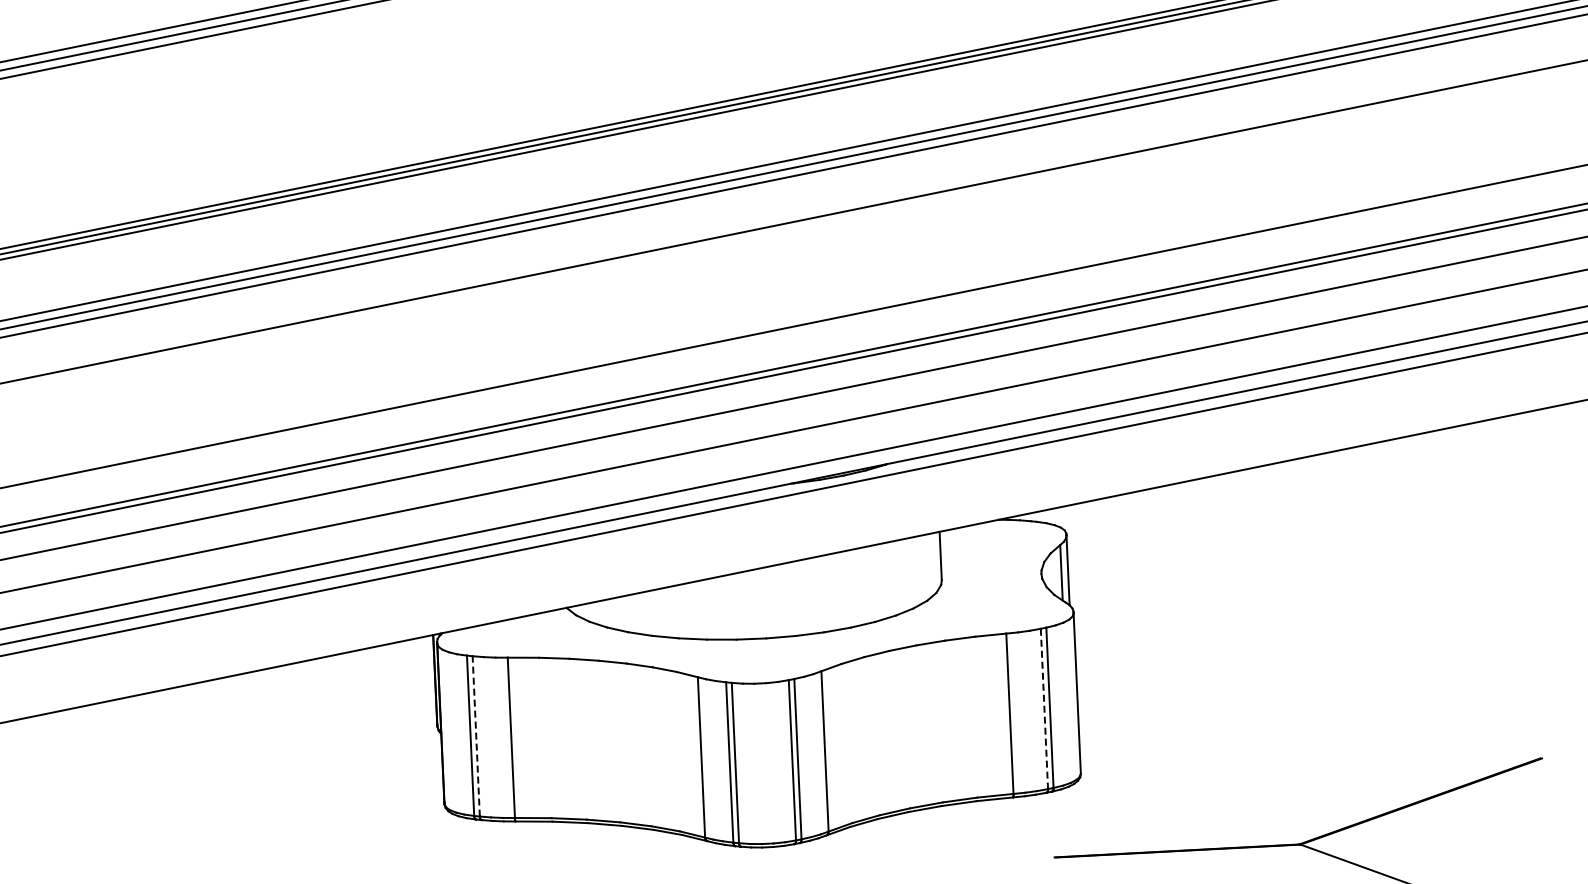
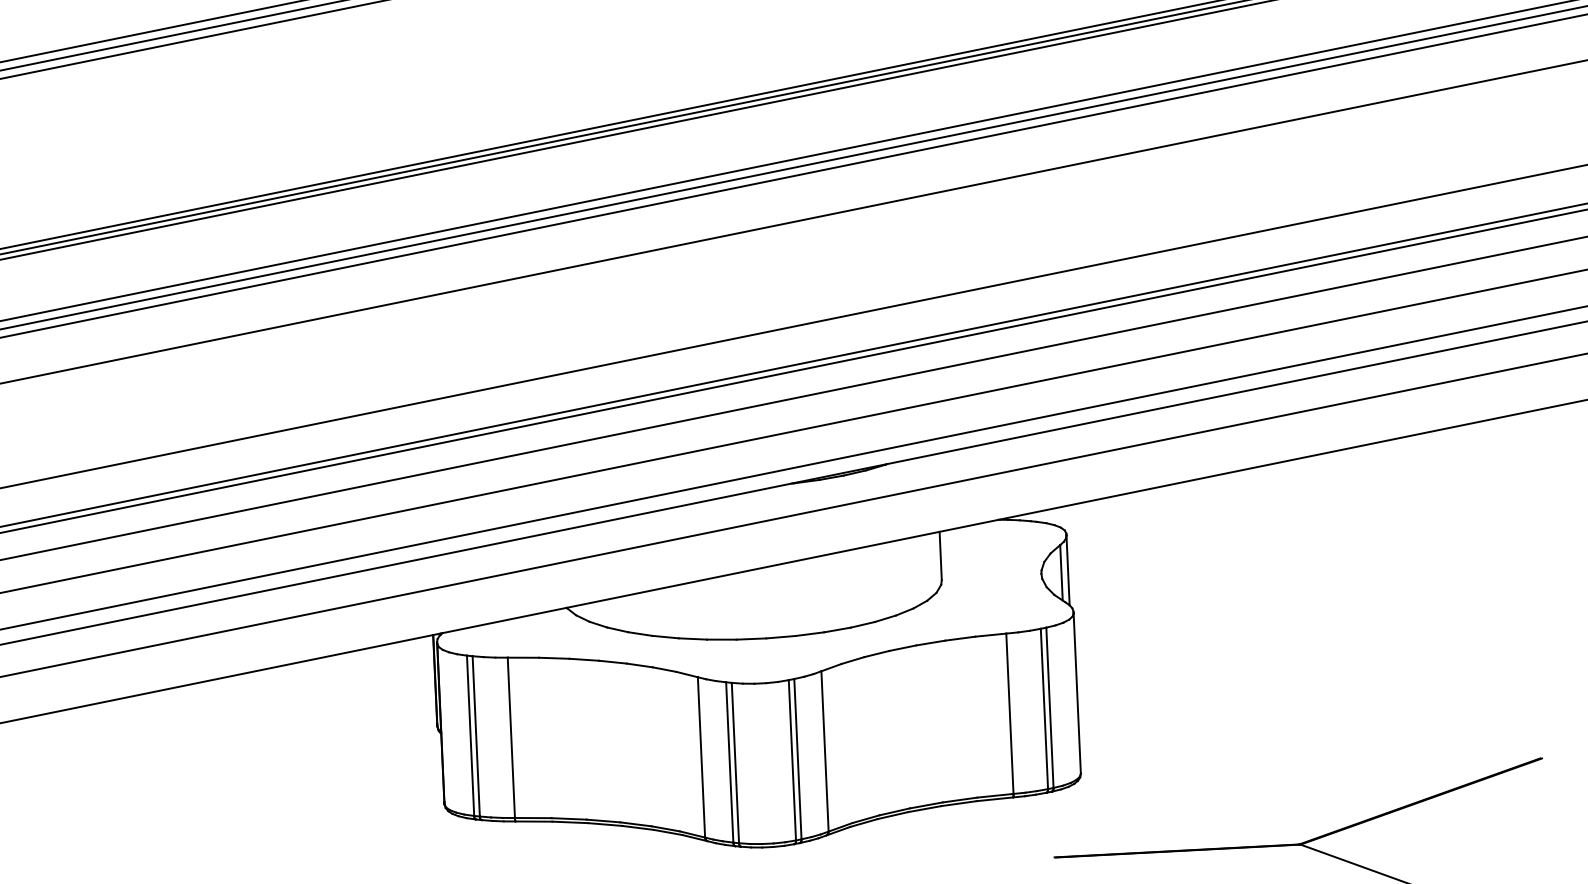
line position: (793, 494) -> (793, 515) (793, 515)
line: dashed -> solid (1044, 709)
line: dashed -> solid (476, 735)
